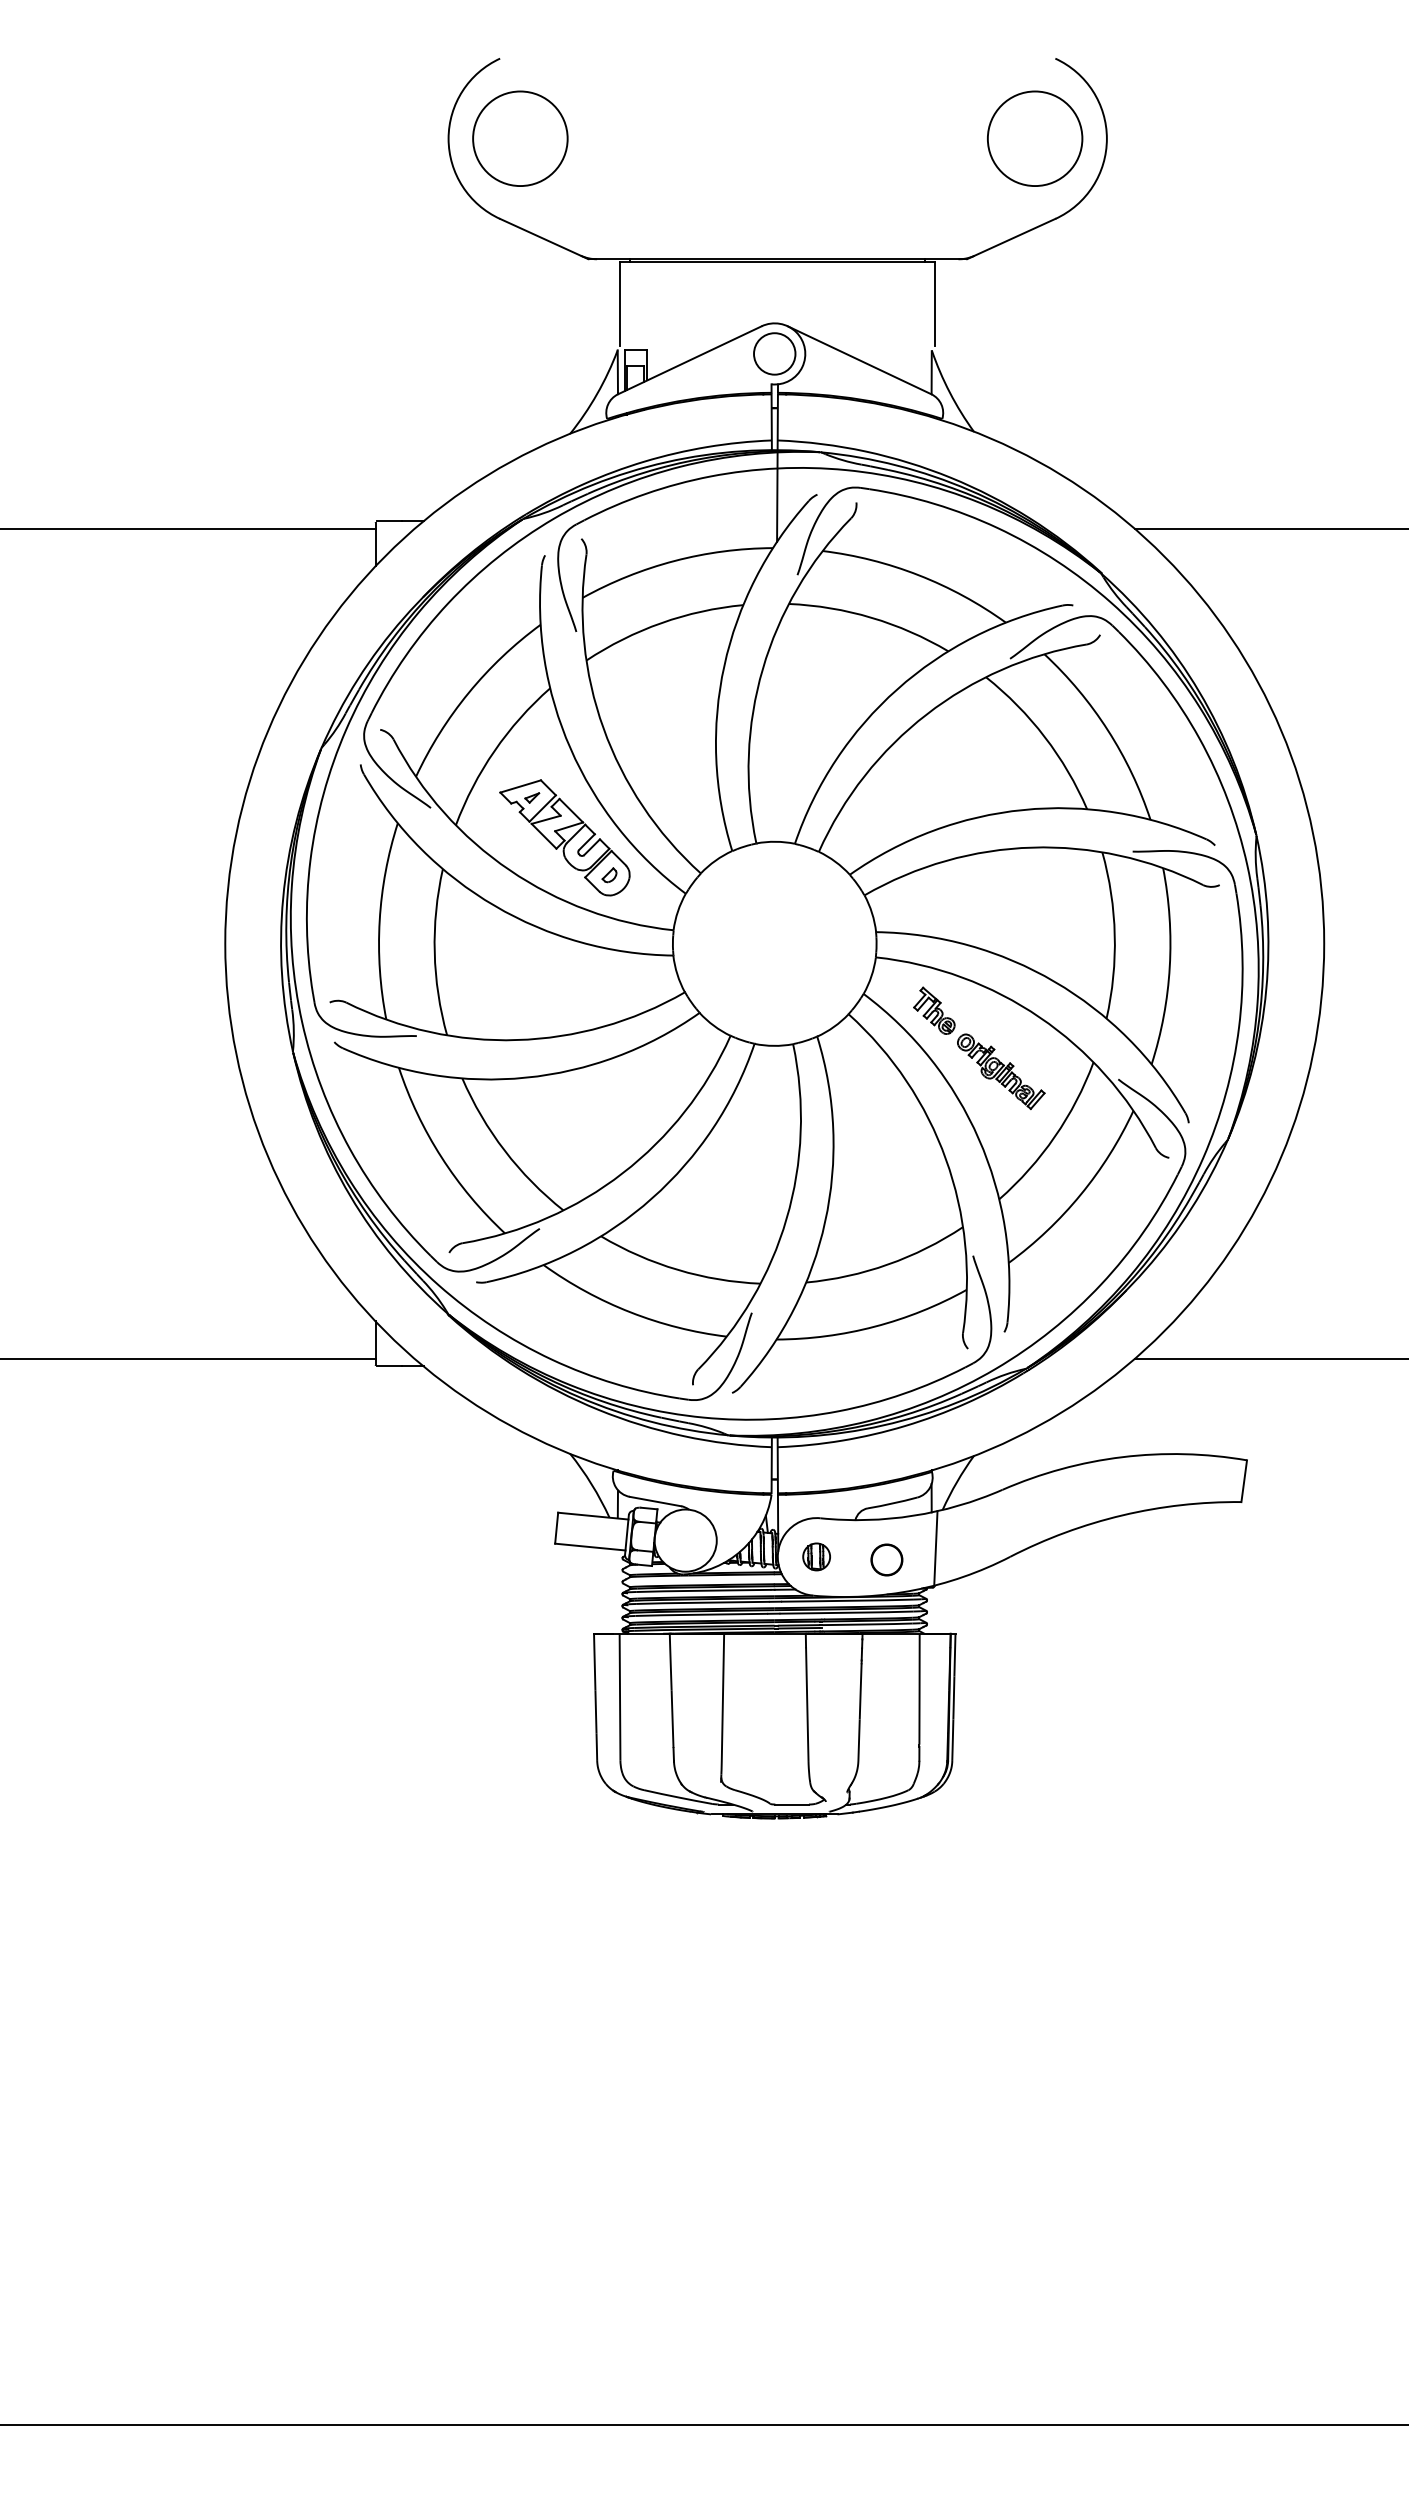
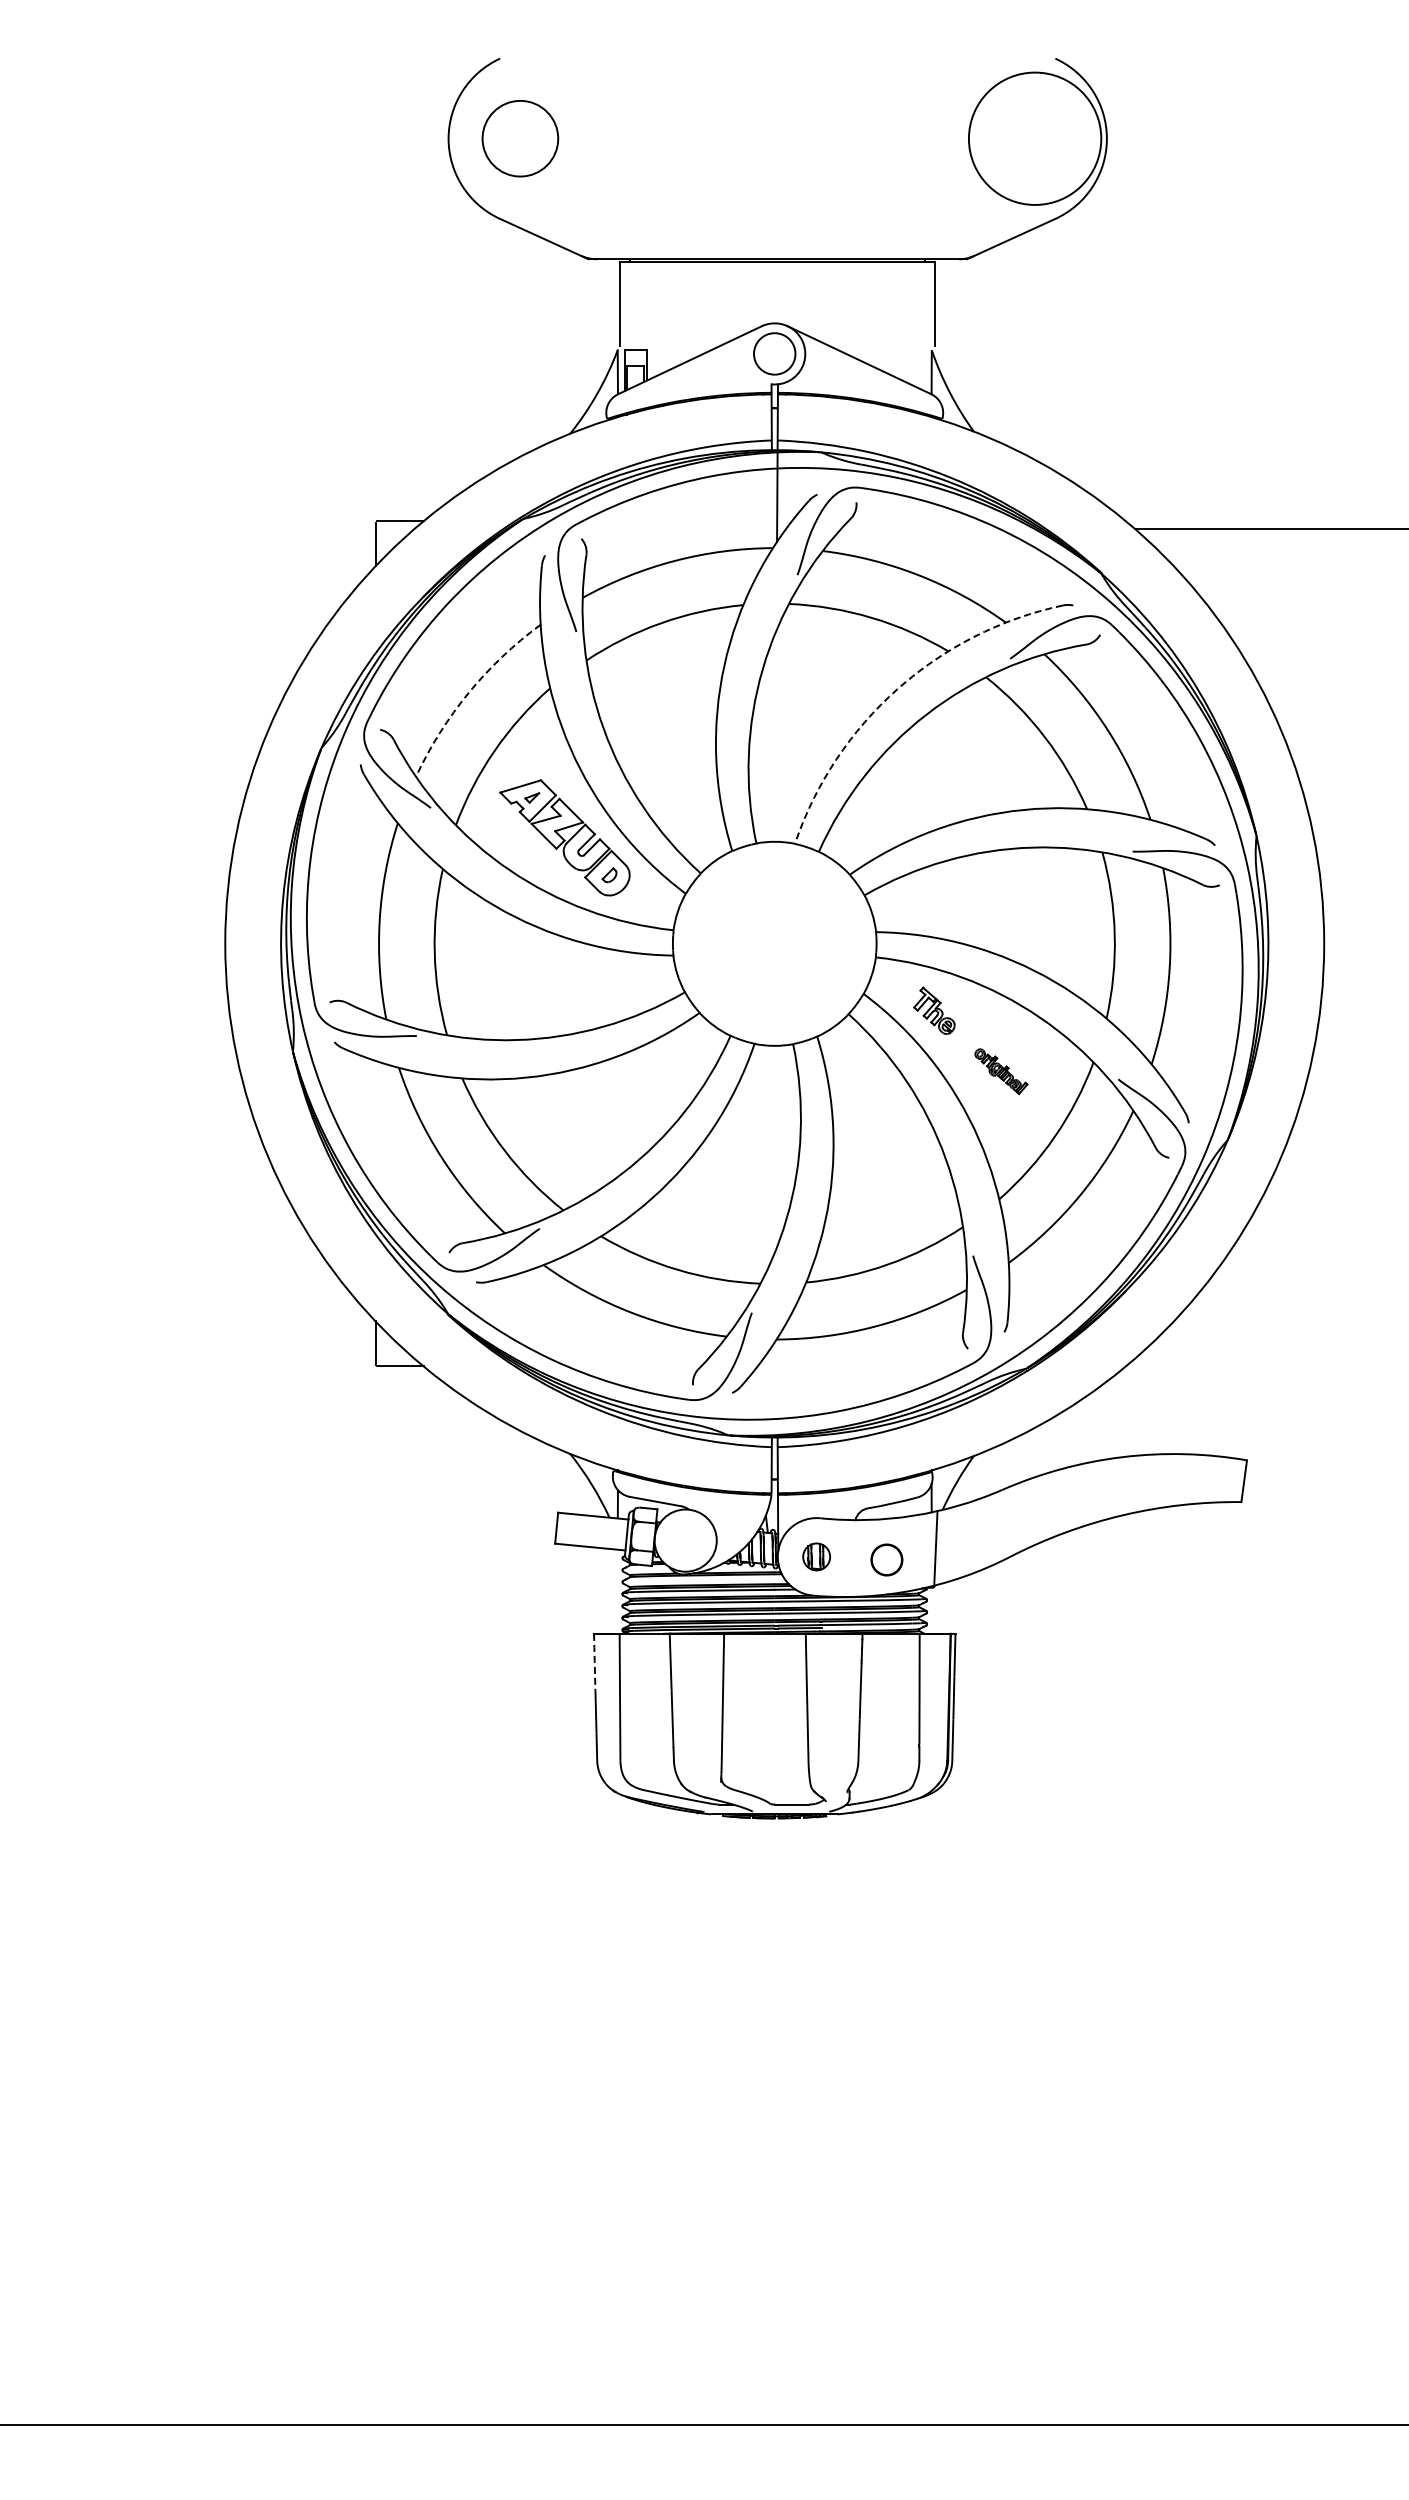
circle size: 97x97 px -> 79x78 px (520, 138)
circle diameter: 95 px -> 132 px (1034, 138)
line: present -> none (188, 529)
arc: solid -> dashed (897, 689)
arc: solid -> dashed (468, 692)
part size: 89x77 px -> 55x48 px (1001, 1071)
line: present -> none (188, 1358)
line: present -> none (1270, 1358)
line: solid -> dashed (594, 1661)
